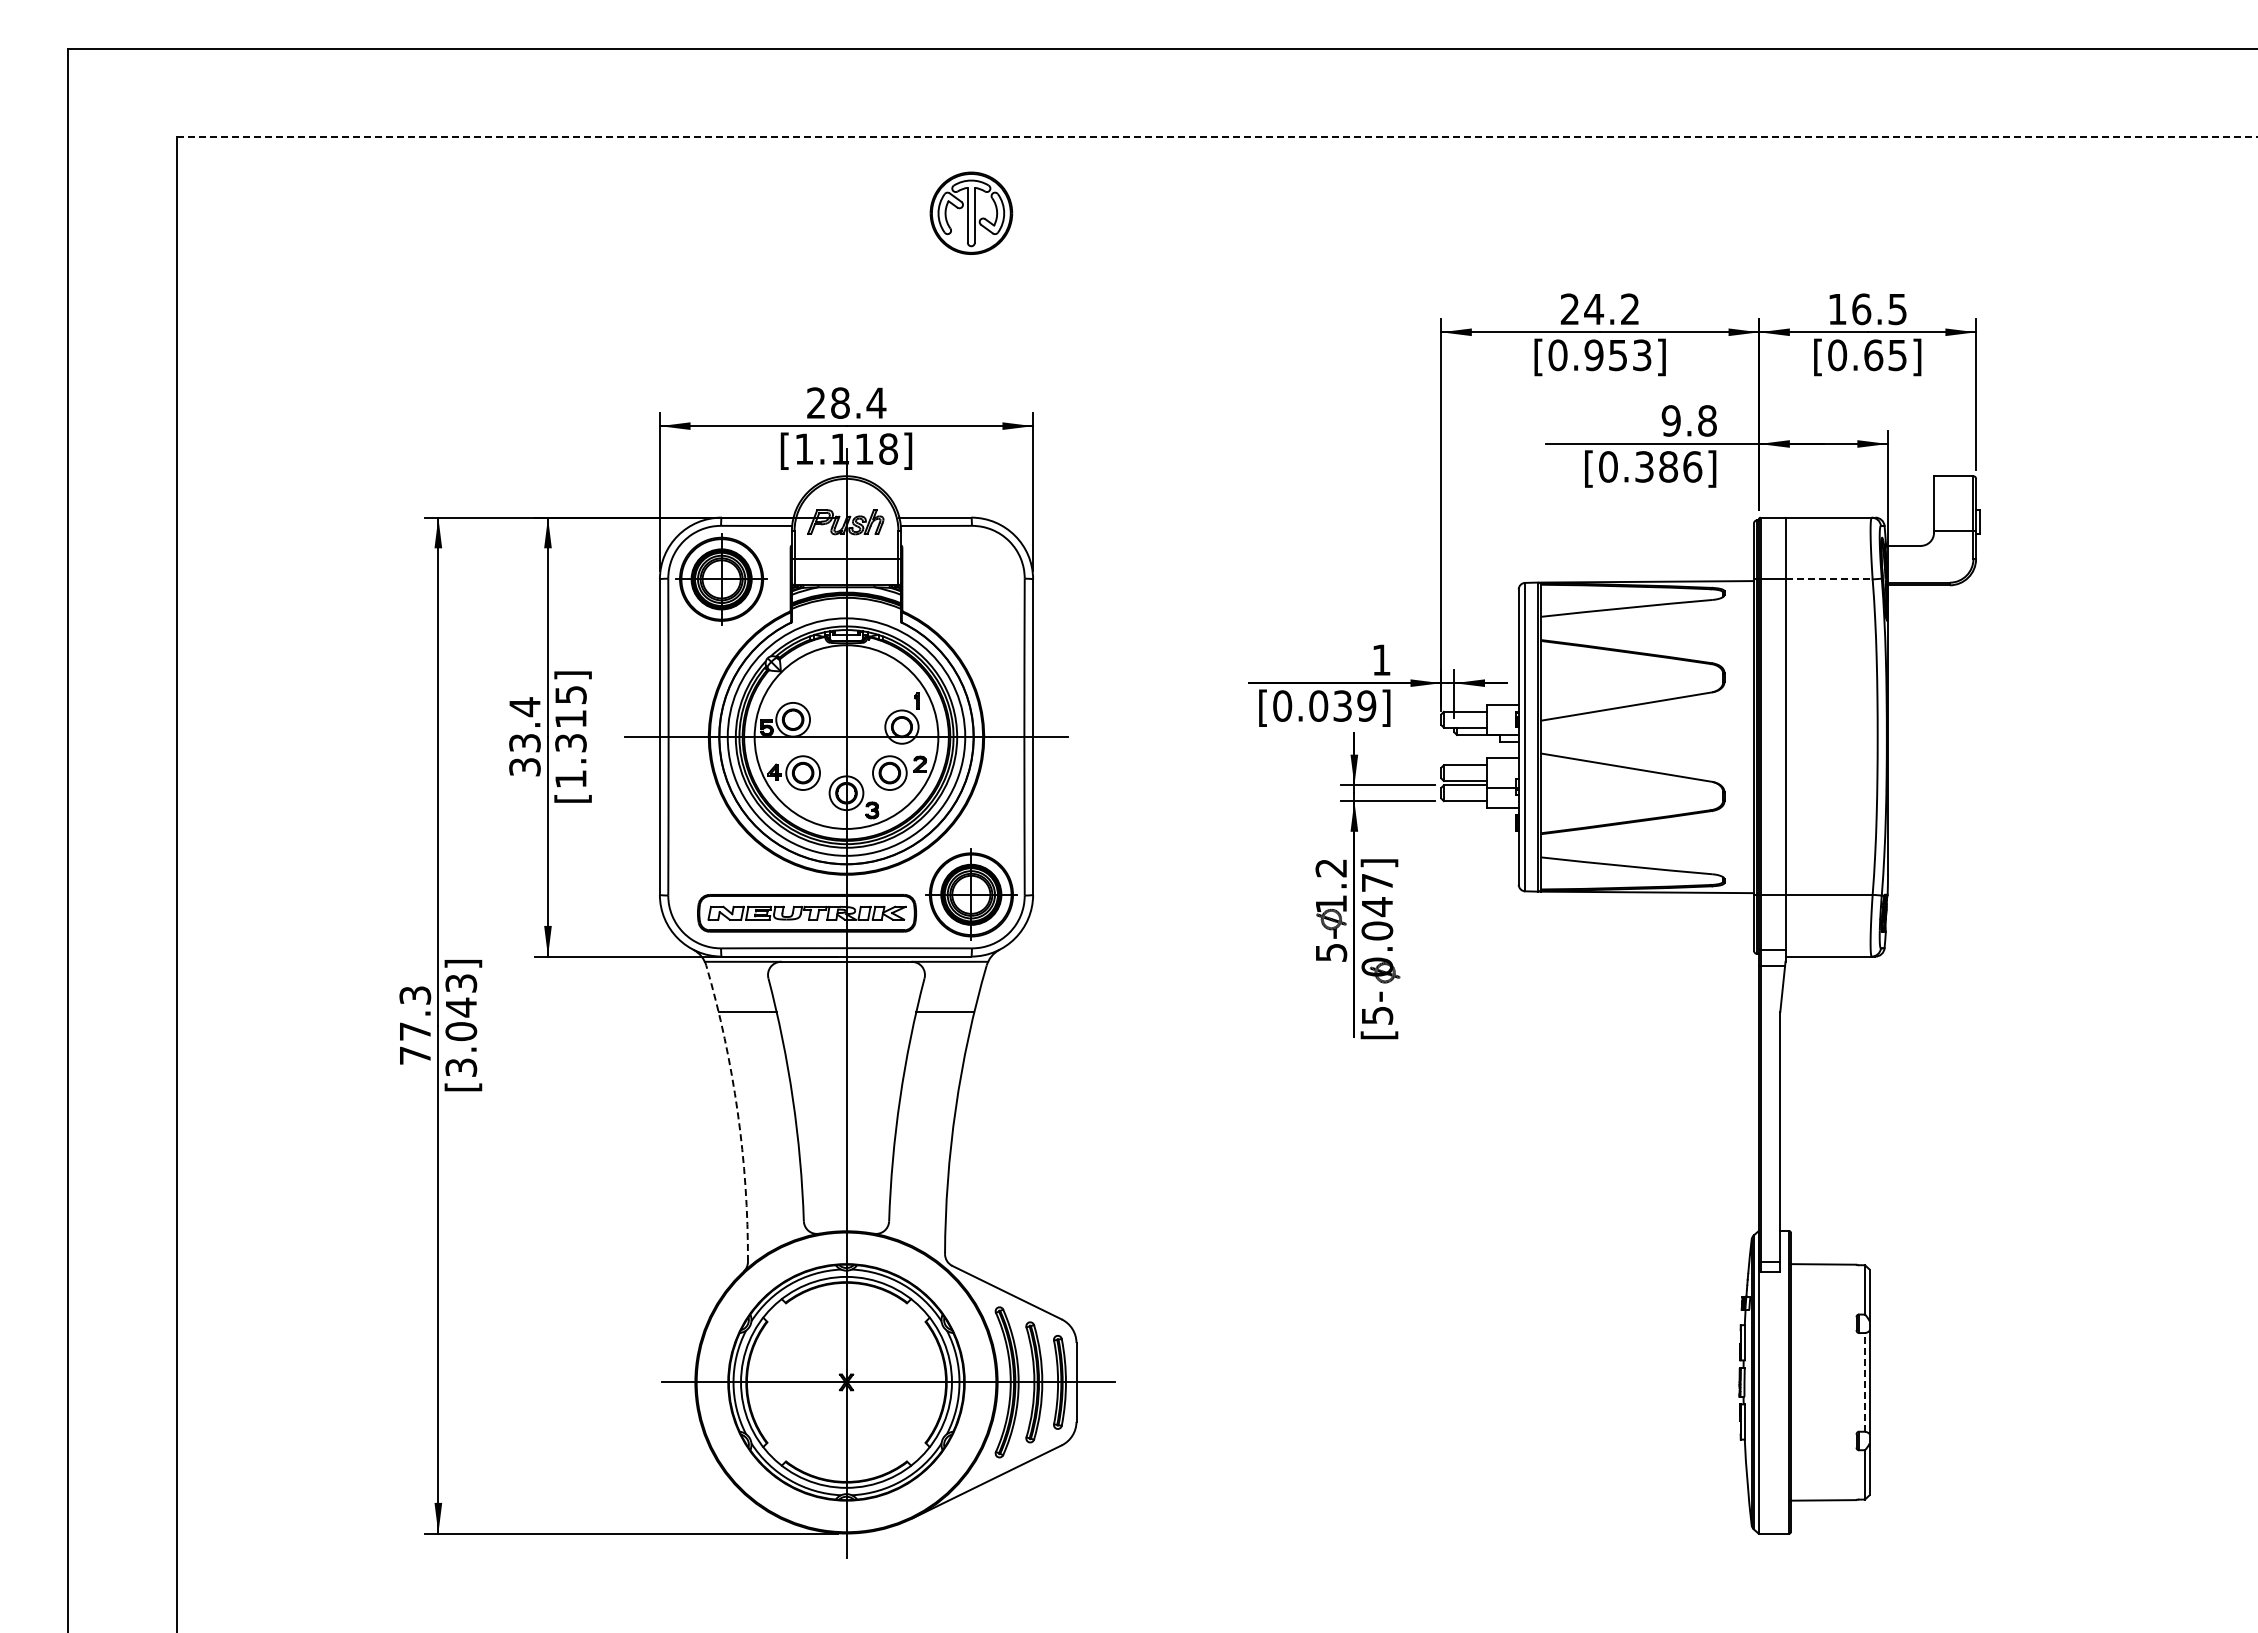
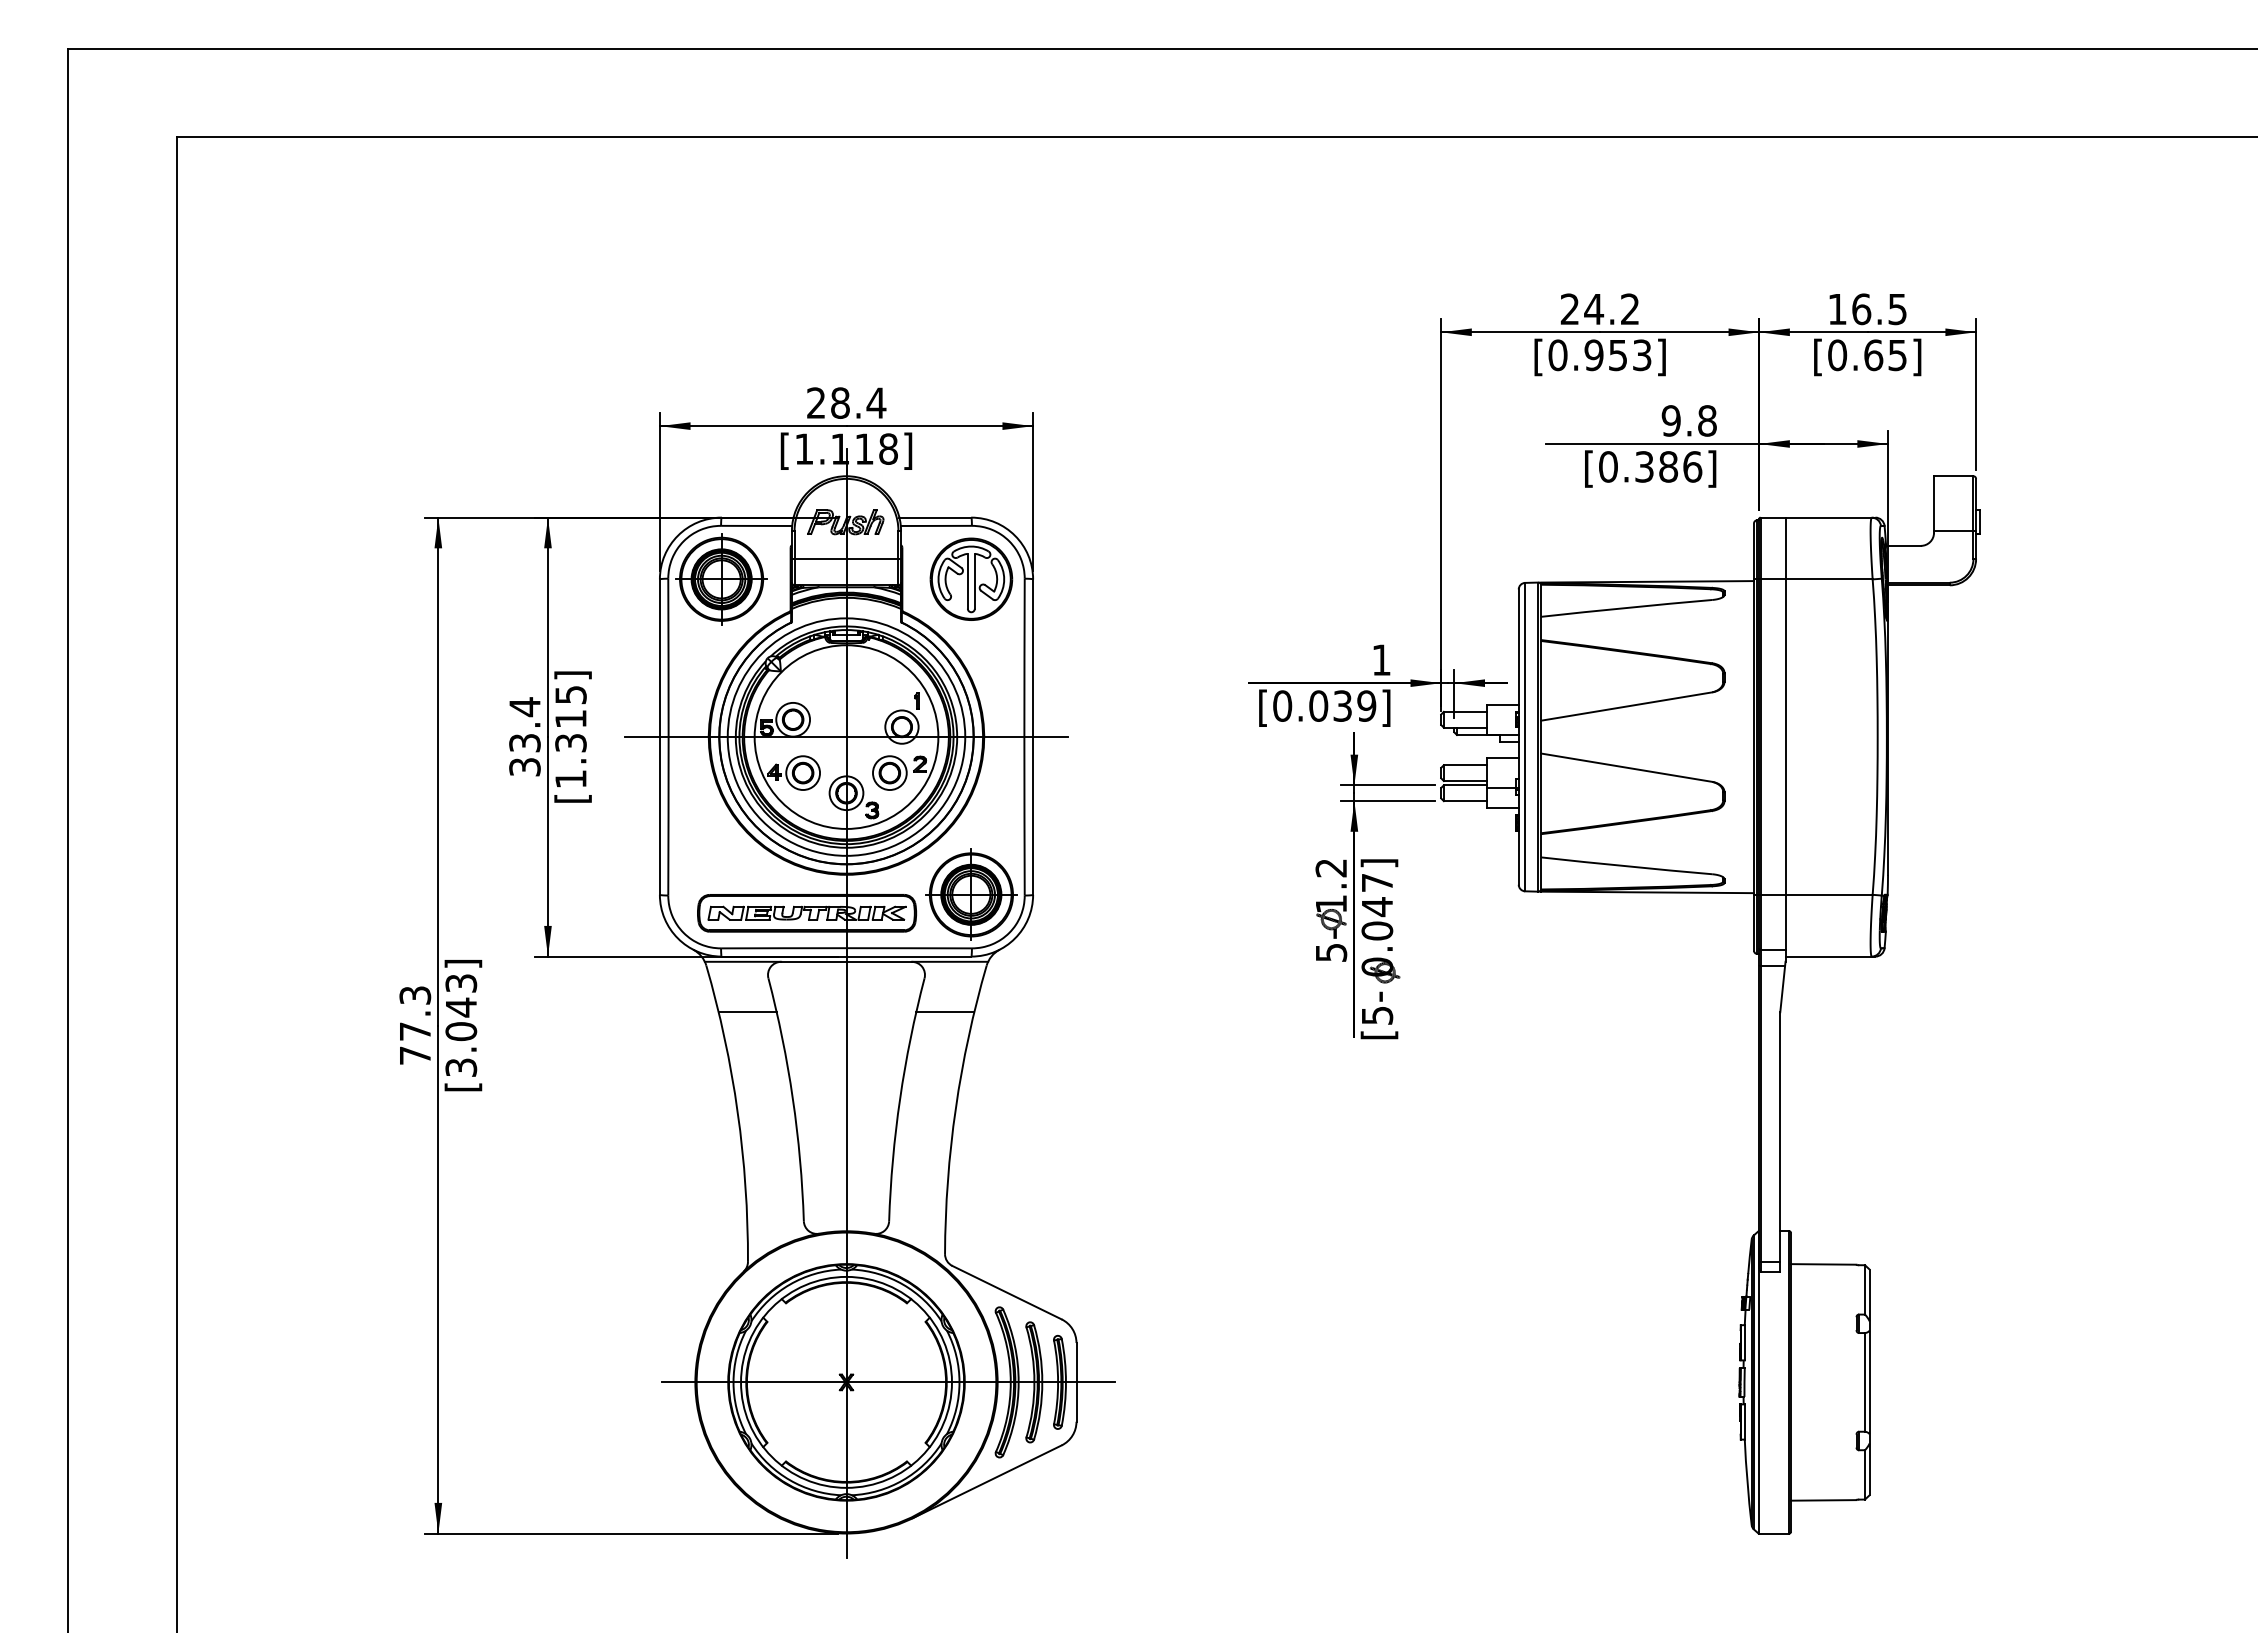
line: dashed -> solid (1217, 136)
part position: (971, 212) -> (971, 578) (971, 578)
line: dashed -> solid (1829, 579)
arc: dashed -> solid (737, 1112)
line: dashed -> solid (1865, 1381)
